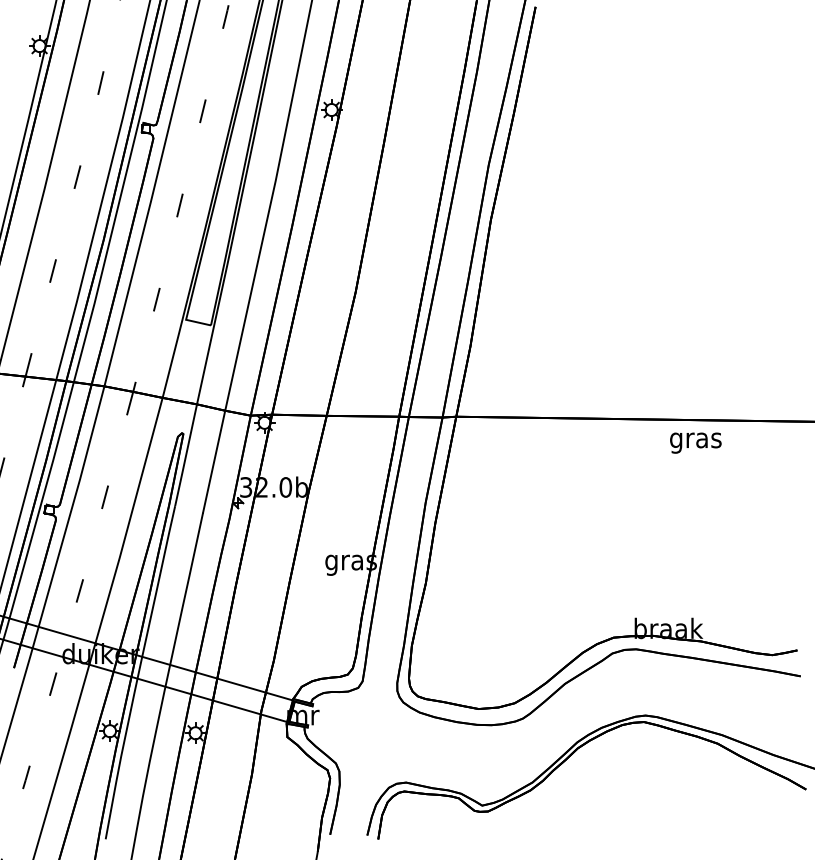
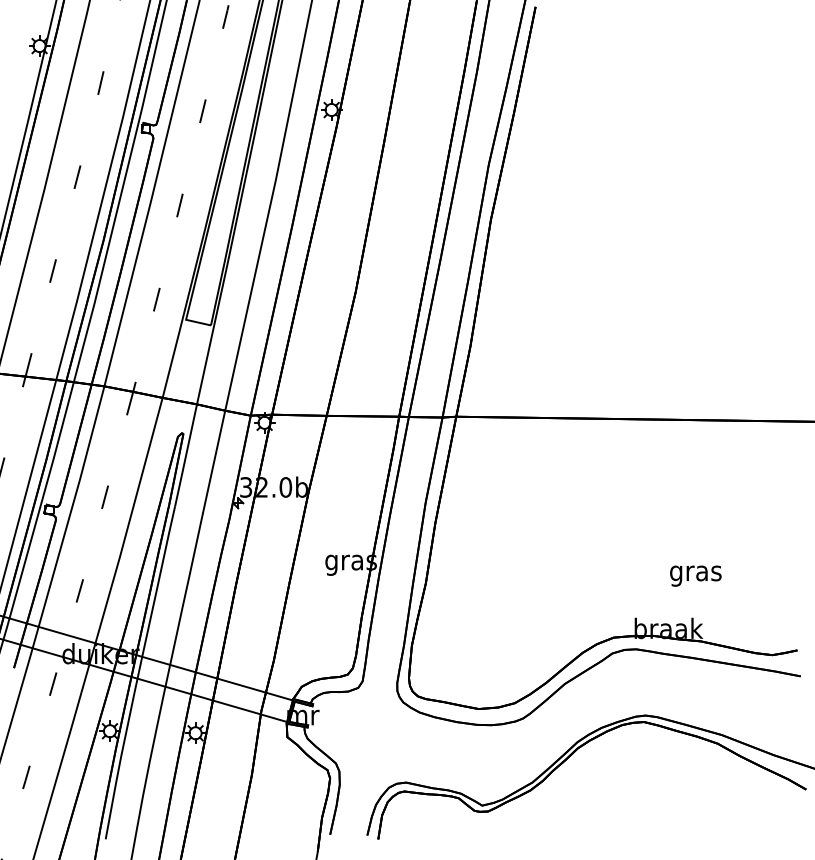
text position: (695, 442) -> (695, 575) (695, 575)
